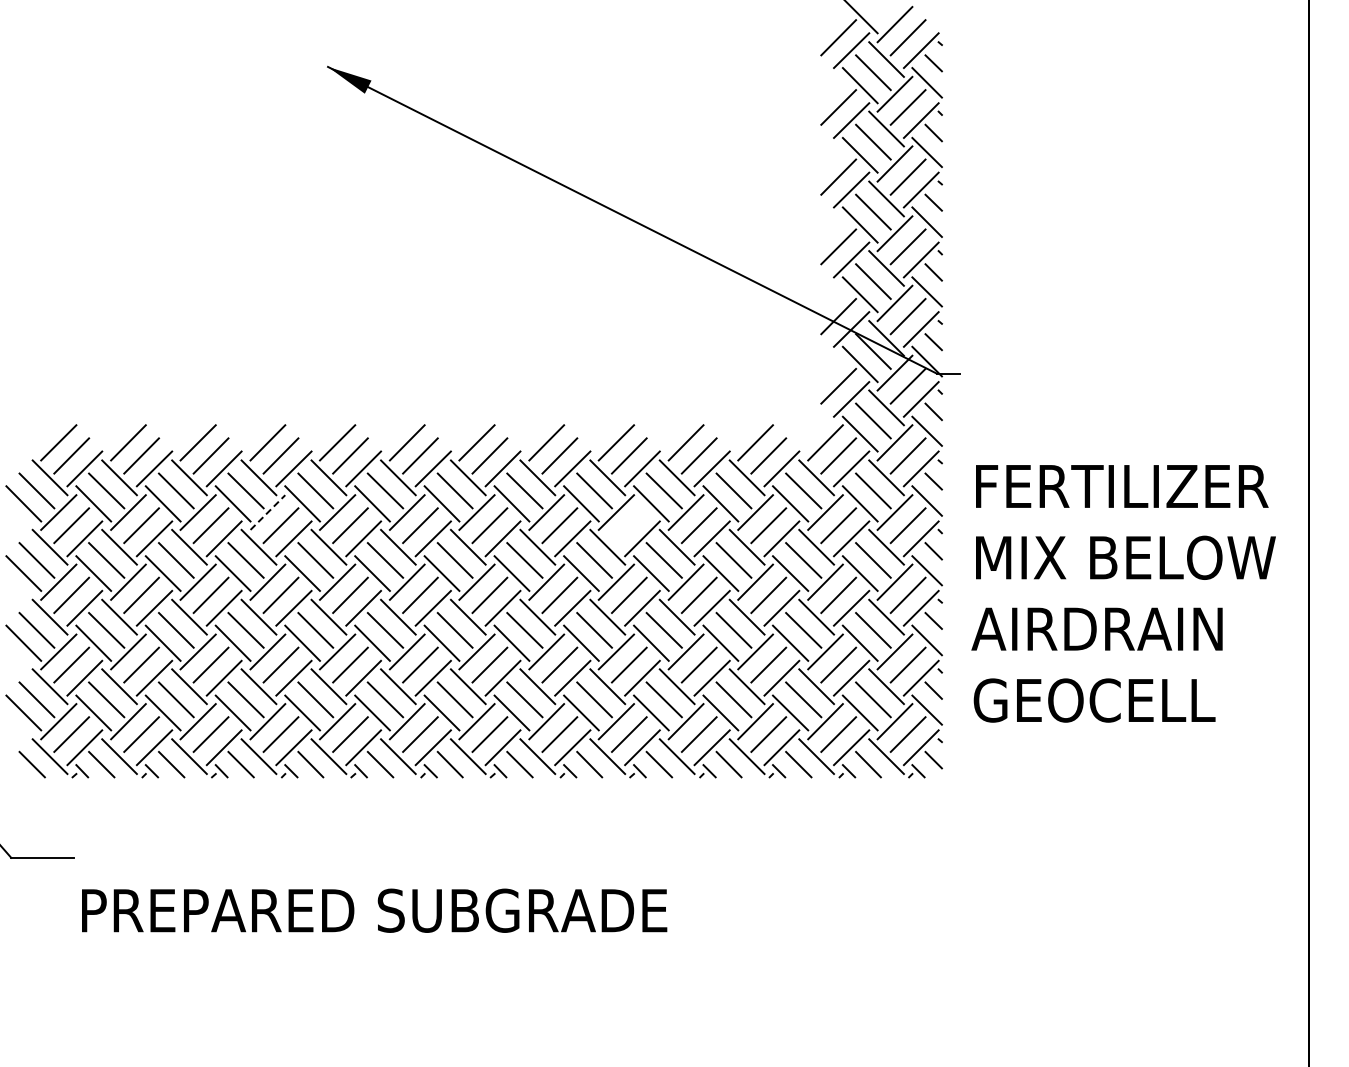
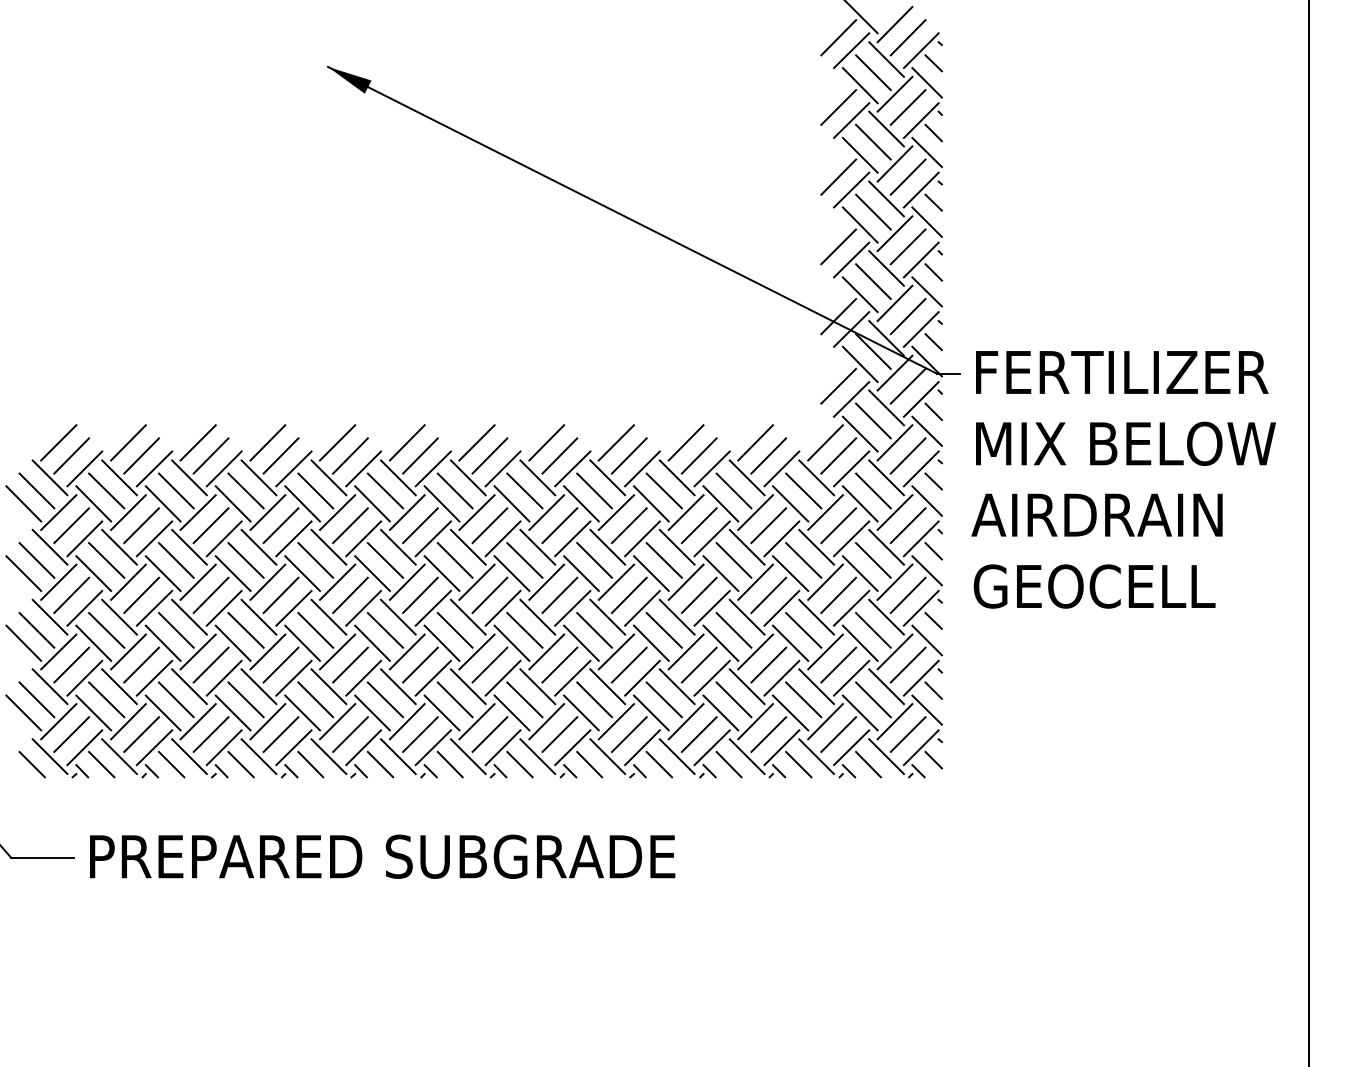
line: dashed -> solid (267, 512)
line: none -> present (628, 525)
text position: (1123, 593) -> (1123, 479) (1123, 479)
text position: (374, 910) -> (382, 856) (382, 856)
